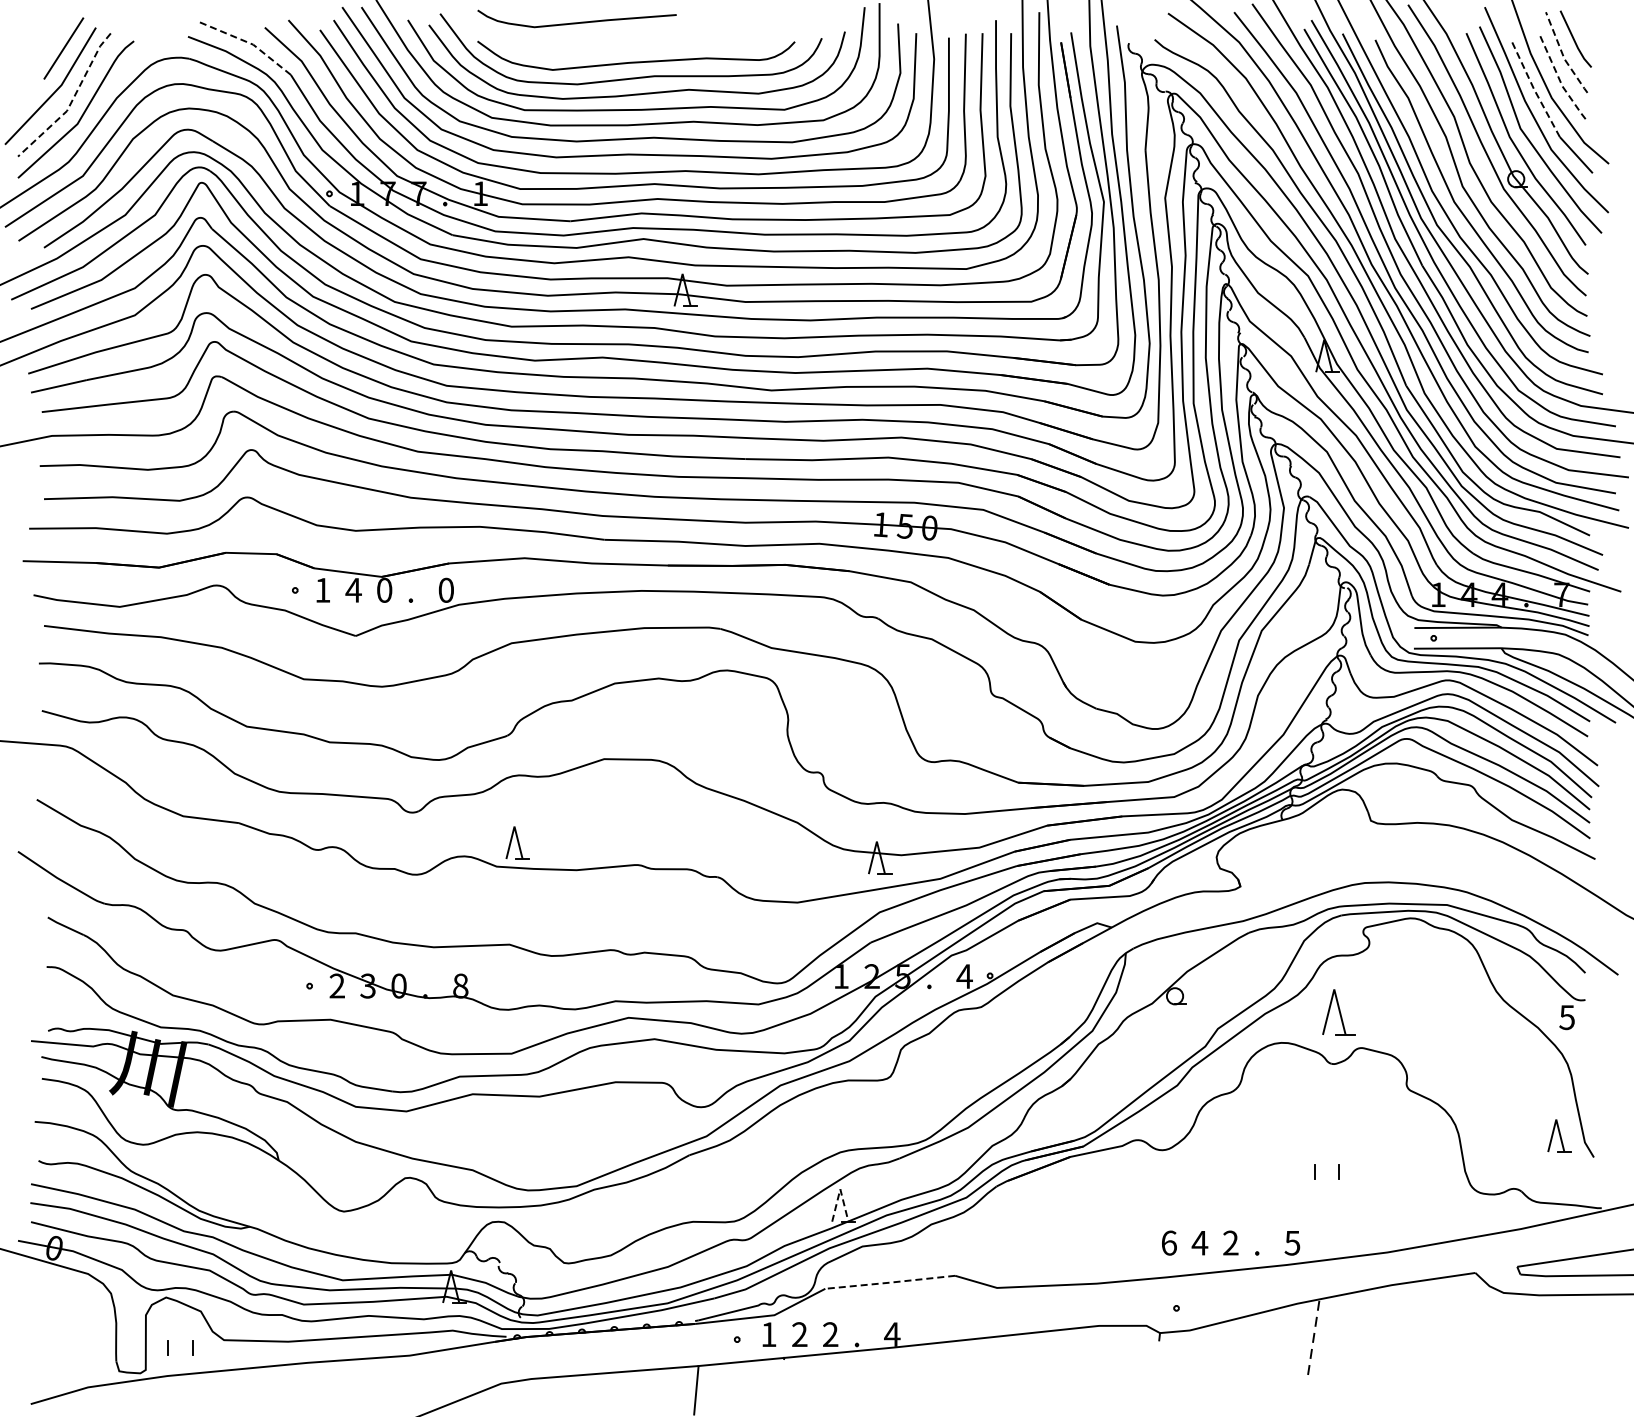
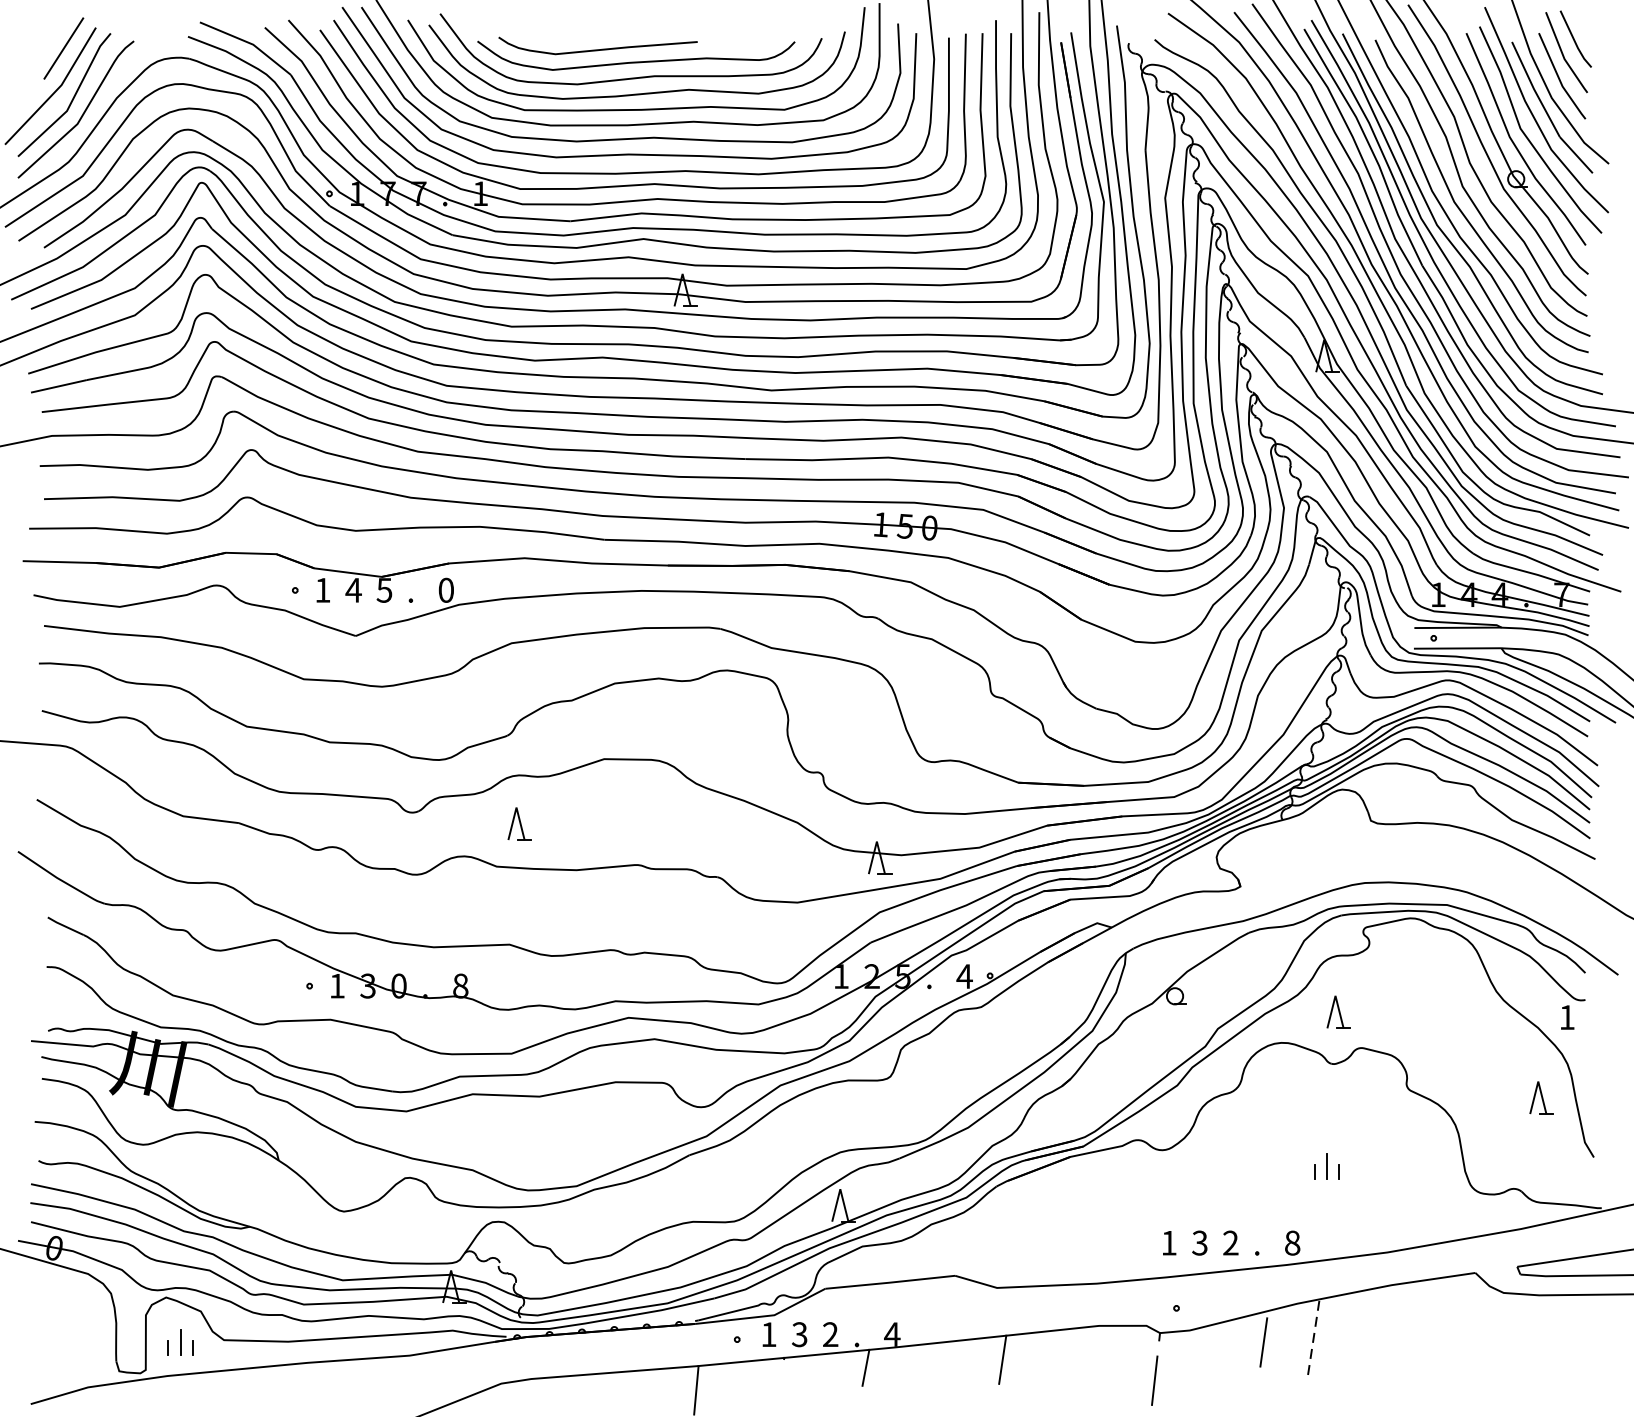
curve position: (576, 22) -> (597, 49) (597, 49)
line: dashed -> solid (249, 43)
line: dashed -> solid (1563, 55)
line: dashed -> solid (1559, 79)
line: dashed -> solid (1534, 89)
line: dashed -> solid (72, 101)
text: 0 -> 5 (384, 589)
part position: (517, 842) -> (519, 823) (519, 823)
text: 2 -> 1 (336, 985)
part size: 34x47 px -> 25x34 px (1338, 1011)
text: 5 -> 1 (1566, 1017)
part position: (1559, 1135) -> (1541, 1097) (1541, 1097)
line: none -> present (1327, 1166)
line: dashed -> solid (840, 1189)
text: 6 -> 1 (1169, 1242)
text: 4 -> 3 (1199, 1242)
text: 5 -> 8 (1292, 1242)
line: dashed -> solid (889, 1282)
text: 2 -> 3 (799, 1334)
line: none -> present (180, 1342)
line: none -> present (1263, 1342)
line: none -> present (1002, 1359)
line: none -> present (865, 1367)
line: none -> present (1154, 1380)
